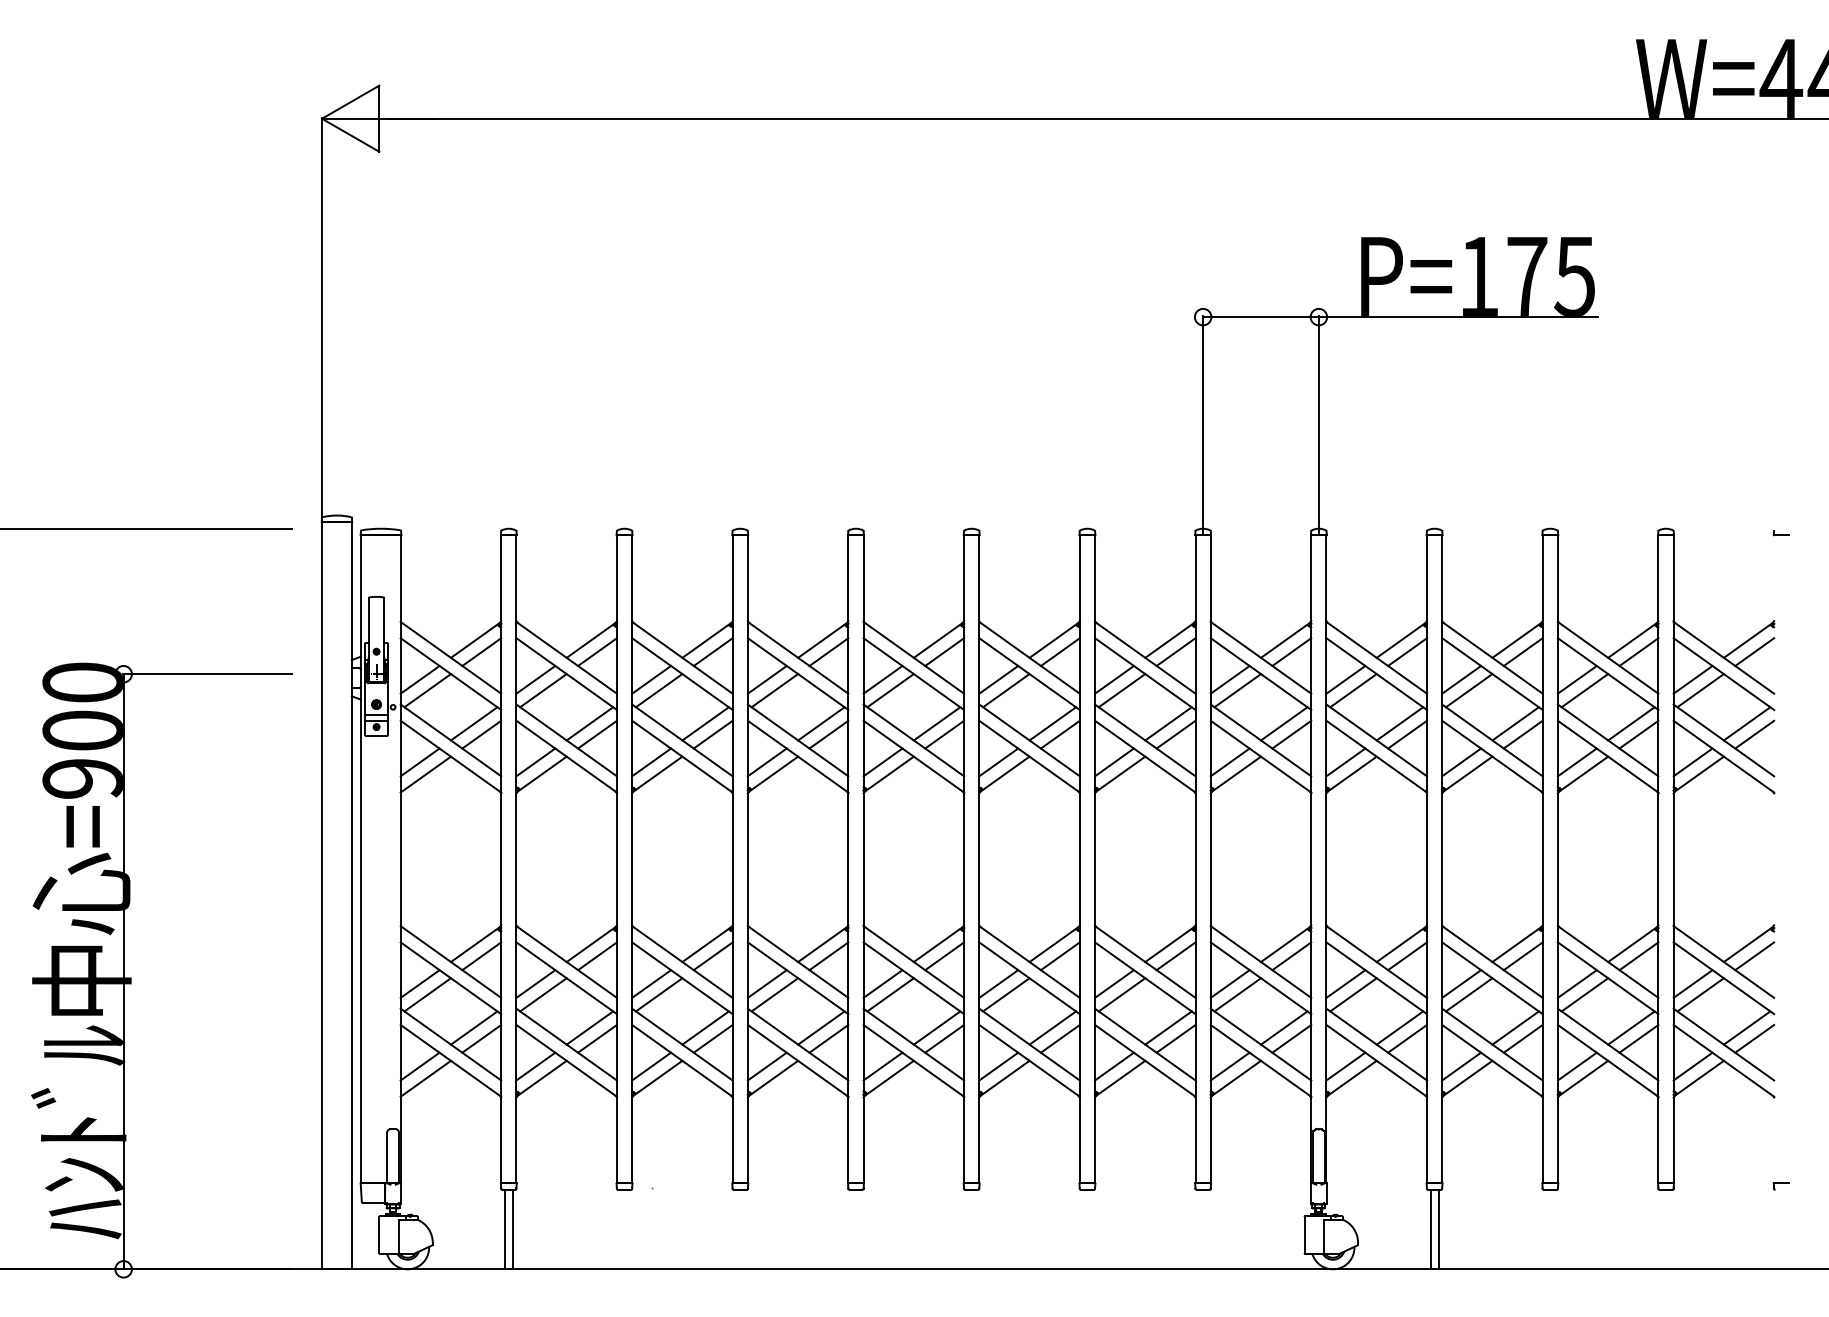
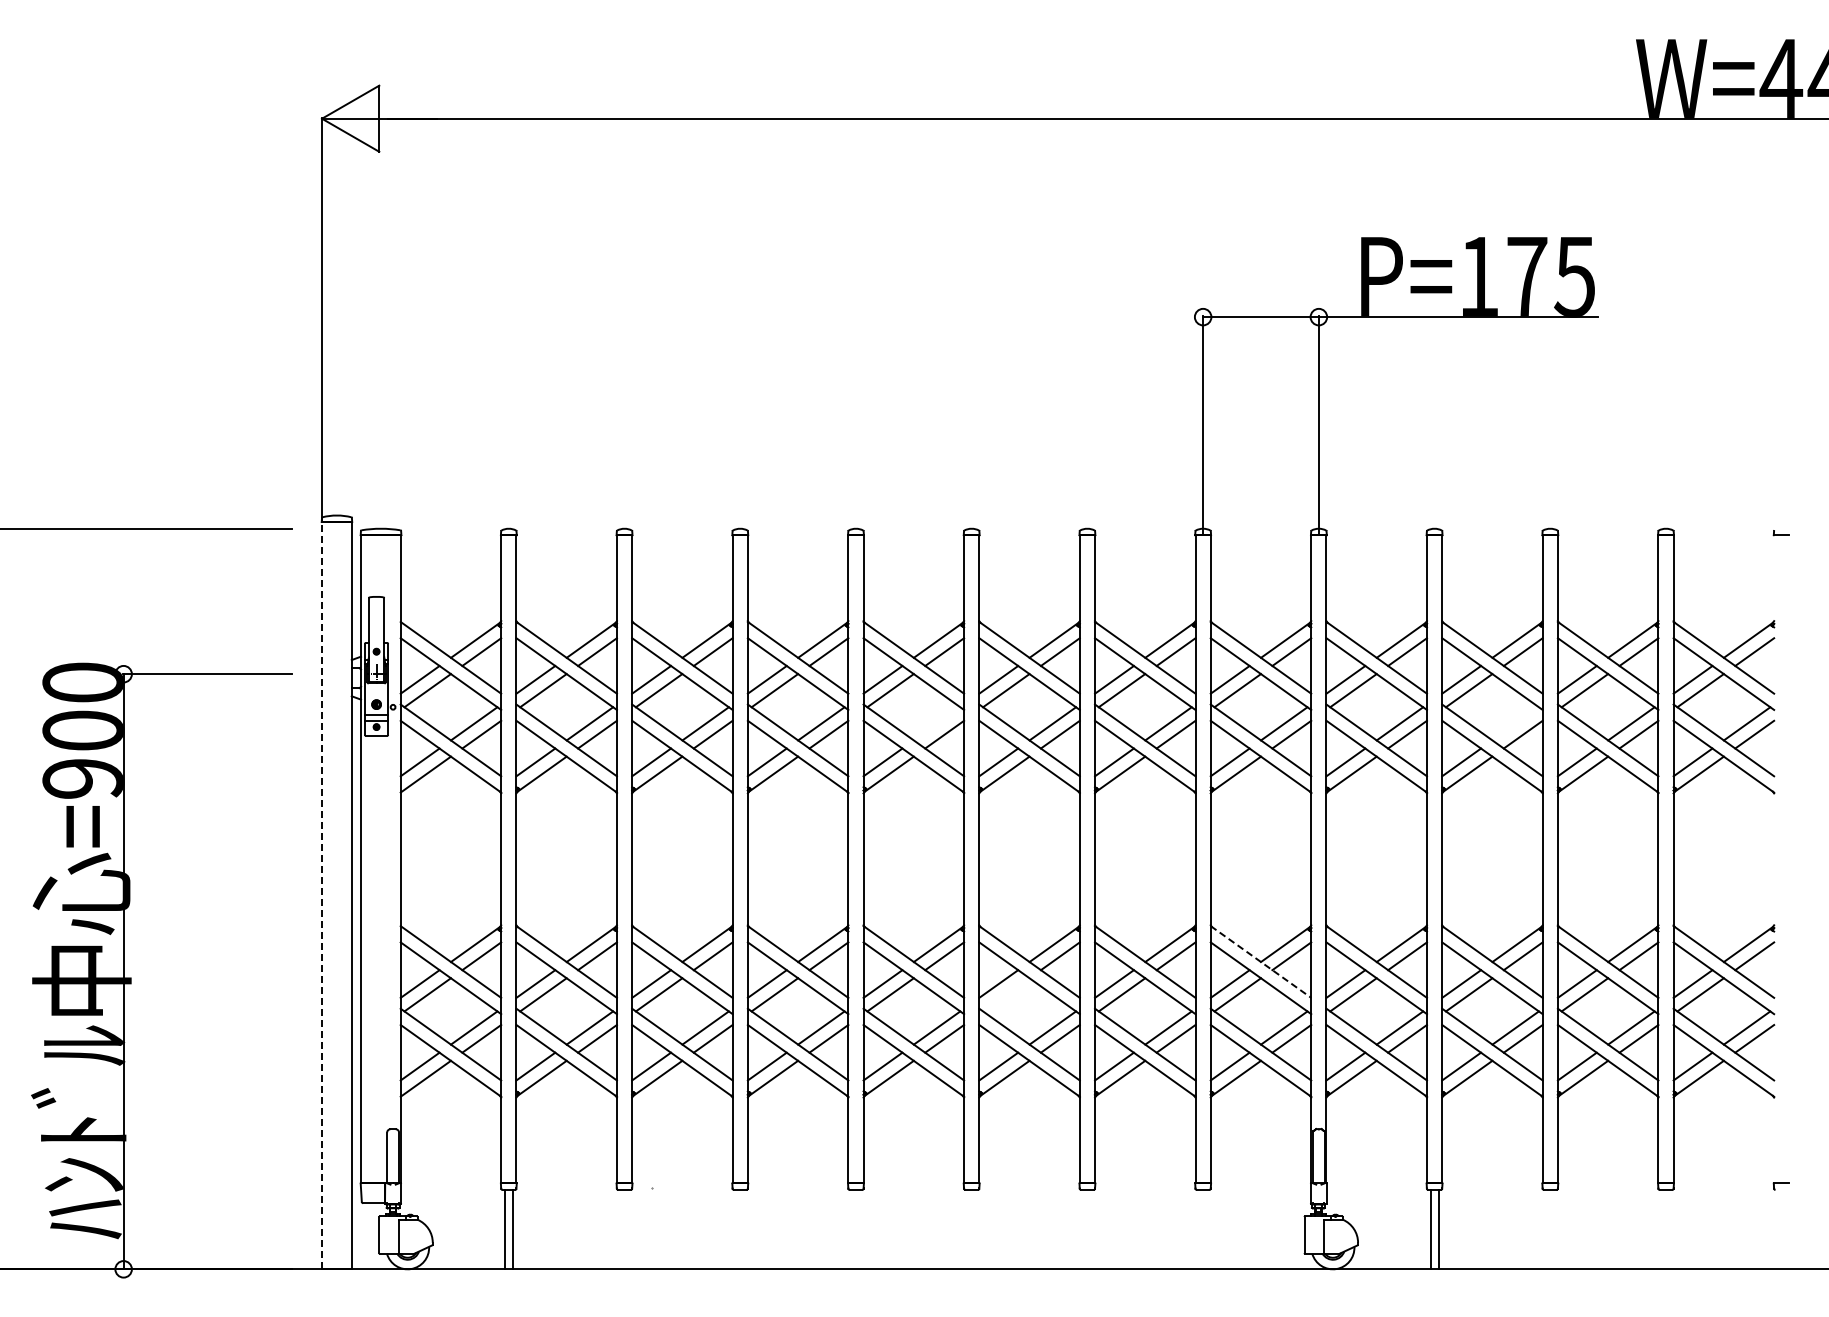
line: present -> none (936, 723)
line: present -> none (1515, 723)
line: solid -> dashed (322, 895)
line: solid -> dashed (1261, 962)
line: present -> none (1006, 994)
